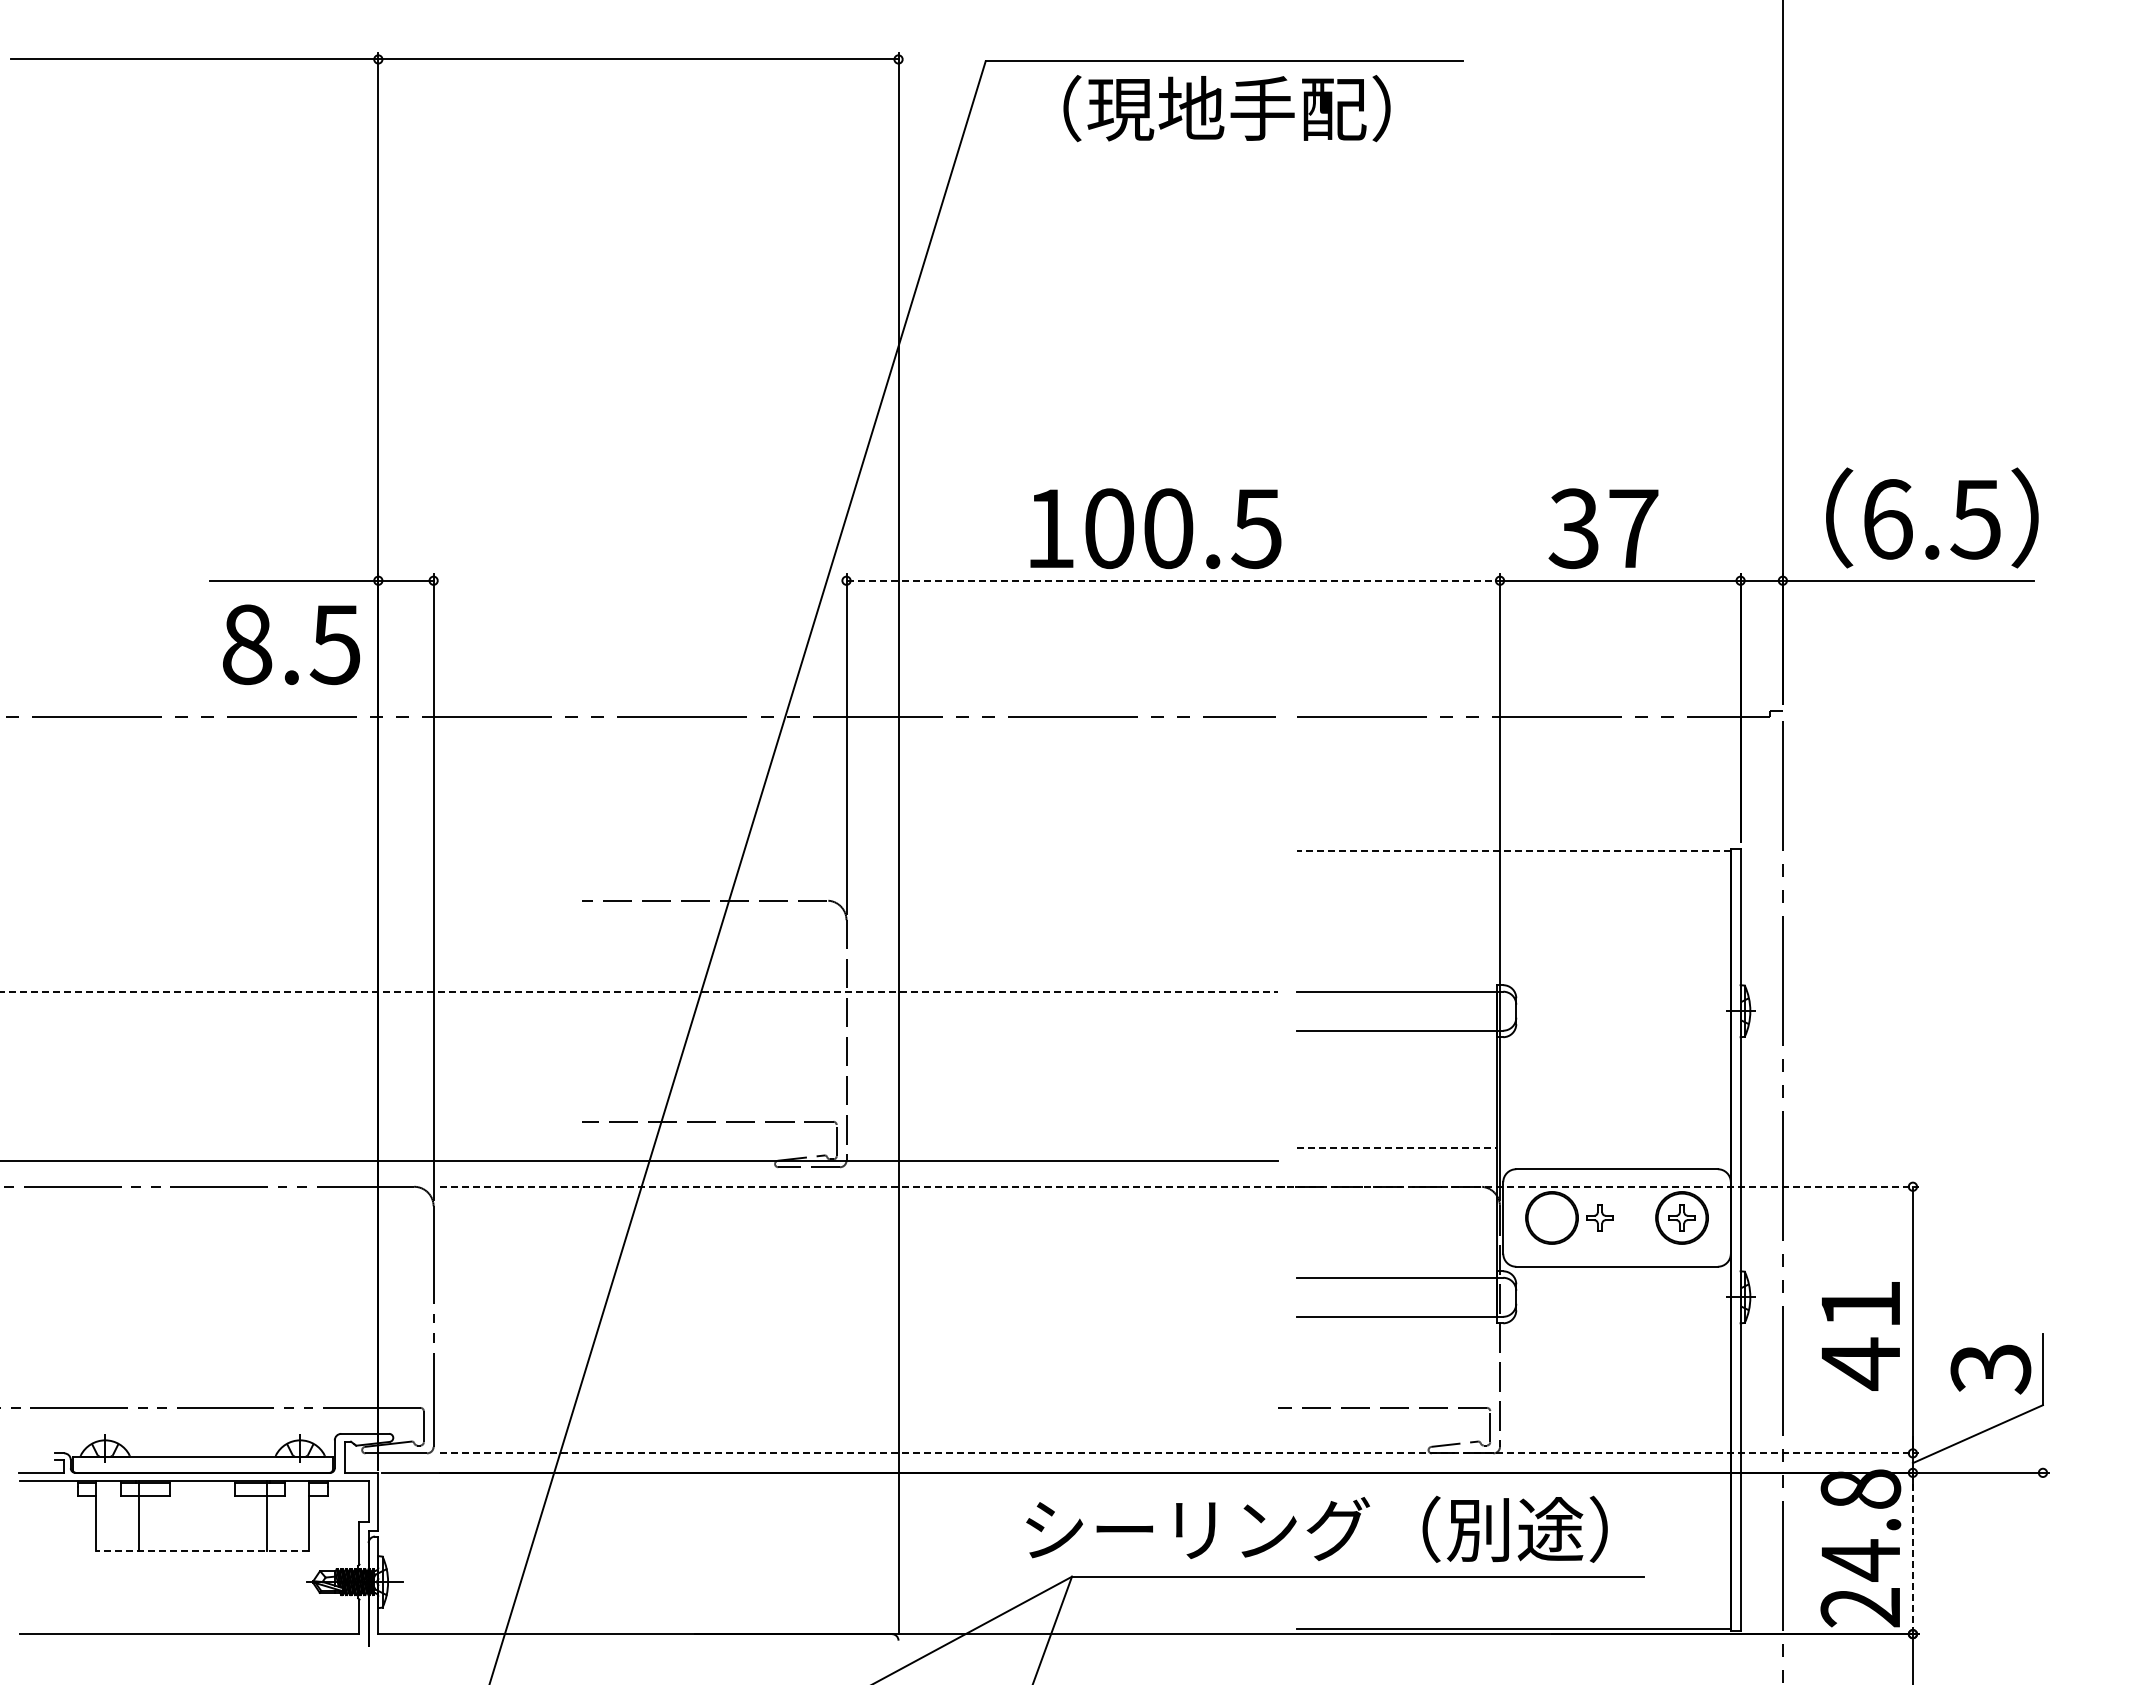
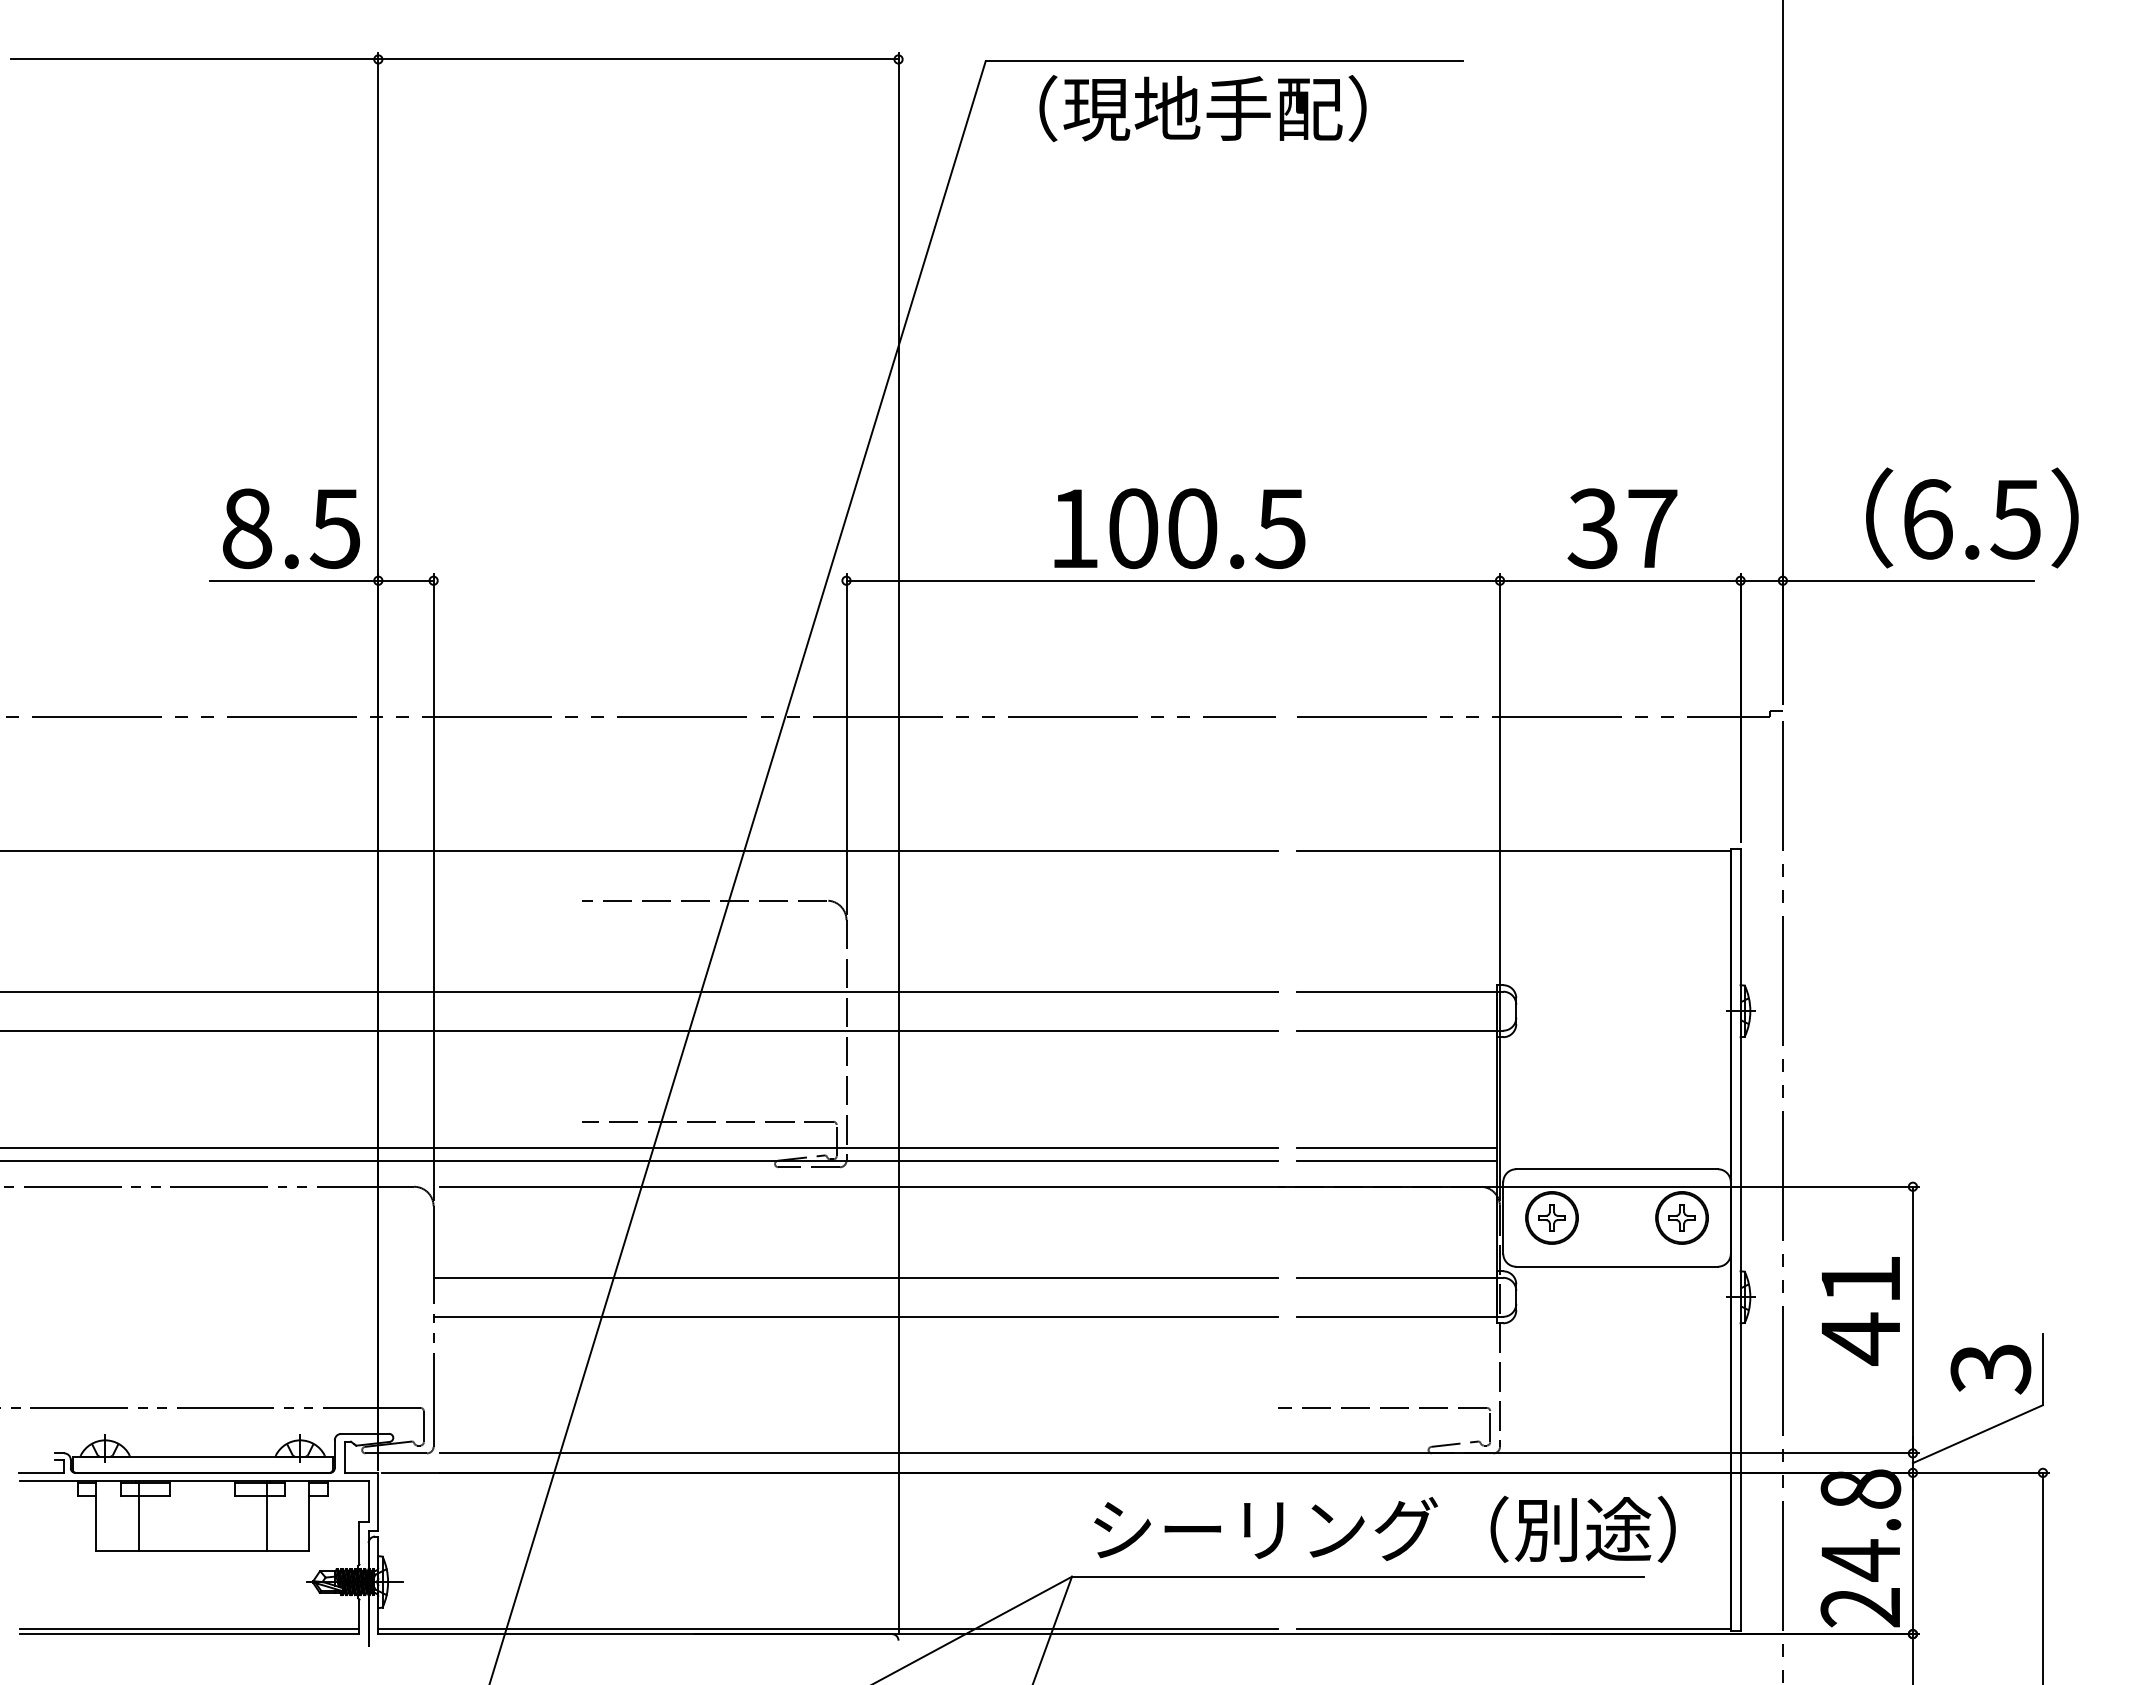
text position: (1226, 108) -> (1202, 108) (1202, 108)
text position: (1932, 517) -> (1972, 517) (1972, 517)
text position: (1155, 528) -> (1179, 528) (1179, 528)
text position: (1603, 528) -> (1622, 528) (1622, 528)
line: dashed -> solid (1173, 580)
text position: (291, 644) -> (291, 528) (291, 528)
line: none -> present (639, 850)
line: dashed -> solid (1514, 850)
line: dashed -> solid (639, 991)
line: none -> present (639, 1030)
line: none -> present (639, 1147)
line: dashed -> solid (1397, 1147)
line: none -> present (1396, 1160)
line: dashed -> solid (1179, 1186)
part position: (1599, 1217) -> (1551, 1217) (1551, 1217)
line: none -> present (855, 1277)
line: none -> present (855, 1316)
text position: (1860, 1336) -> (1860, 1311) (1860, 1311)
line: dashed -> solid (1179, 1453)
text position: (1316, 1528) -> (1384, 1528) (1384, 1528)
line: dashed -> solid (202, 1550)
line: dashed -> solid (1912, 1553)
line: none -> present (2042, 1576)
line: none -> present (189, 1628)
line: none -> present (827, 1628)
